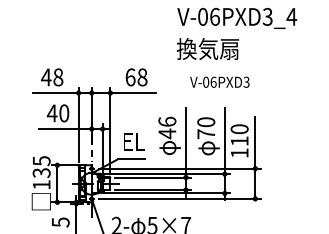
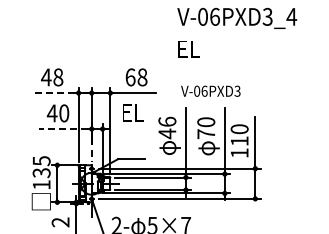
text: 換気扇 -> EL (207, 48)
text position: (219, 81) -> (210, 90) (210, 90)
line: solid -> dashed (53, 93)
line: solid -> dashed (63, 129)
text position: (134, 141) -> (133, 112) (133, 112)
text: 5 -> 2 (60, 222)
